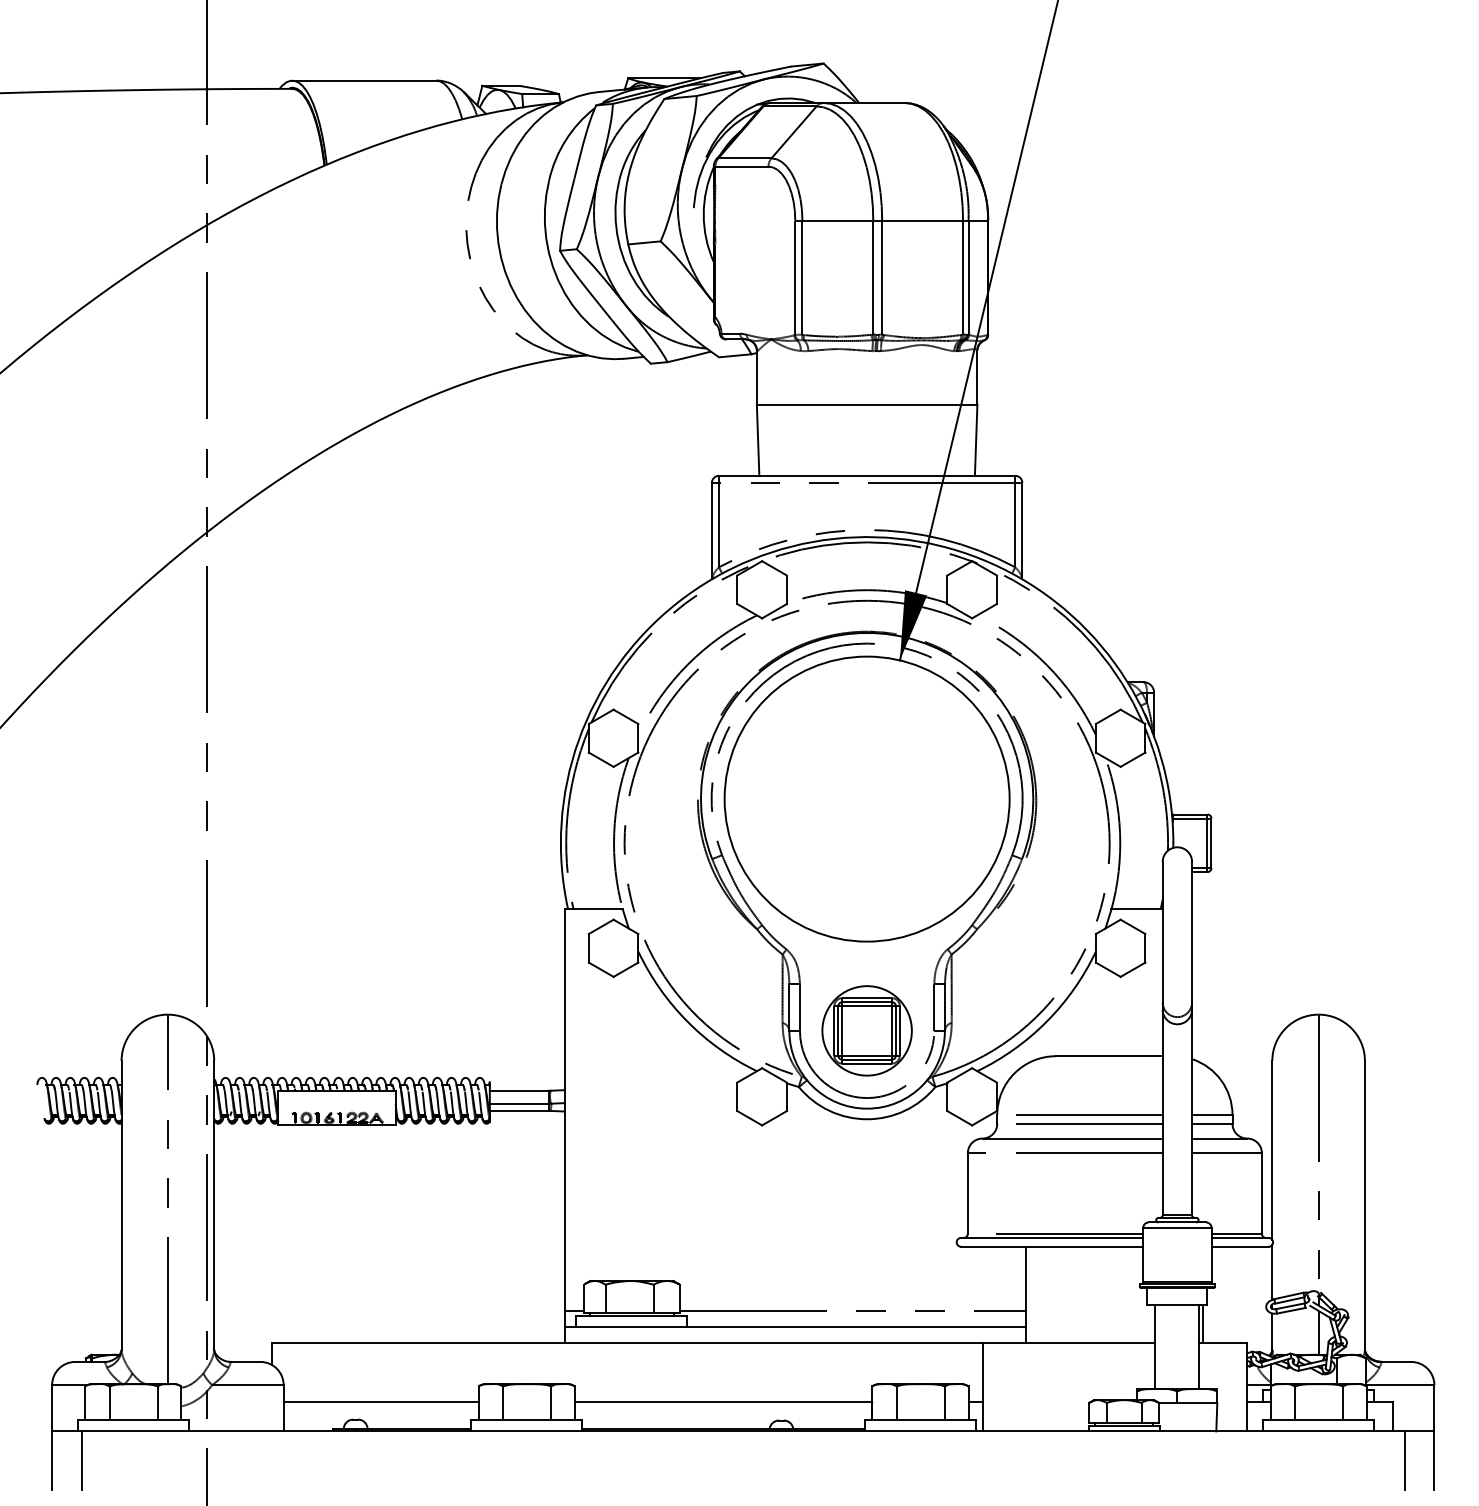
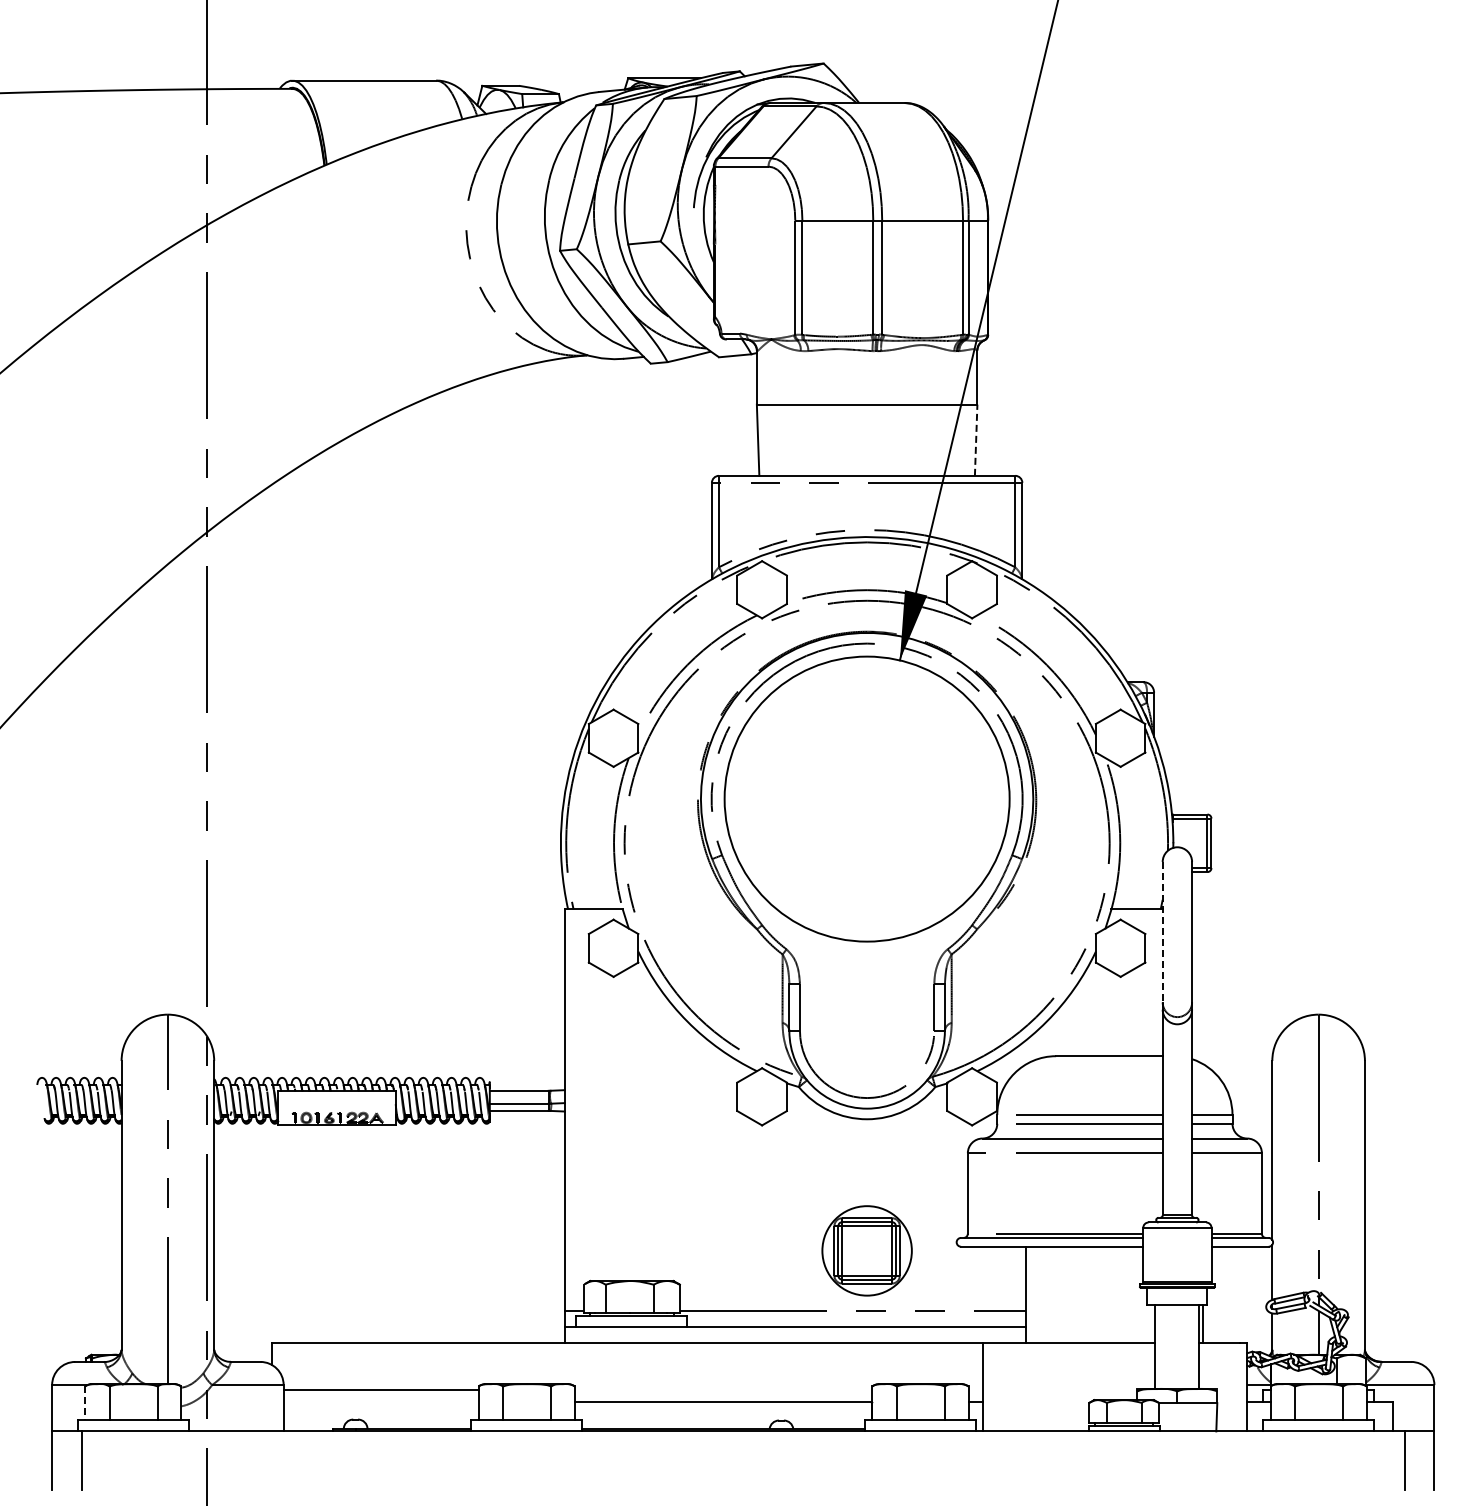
line: solid -> dashed (976, 440)
line: solid -> dashed (1162, 932)
part position: (866, 1030) -> (866, 1250) (866, 1250)
line position: (380, 1402) -> (380, 1390) (380, 1390)
line: solid -> dashed (85, 1403)
